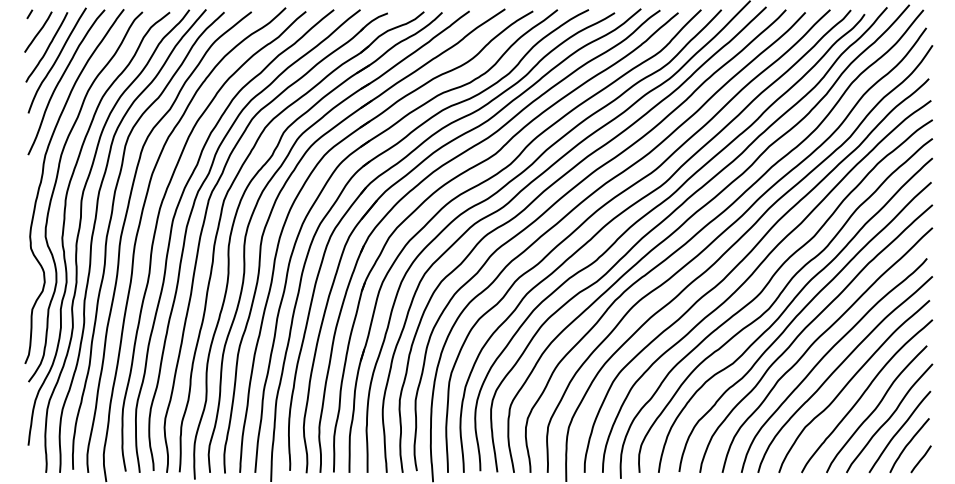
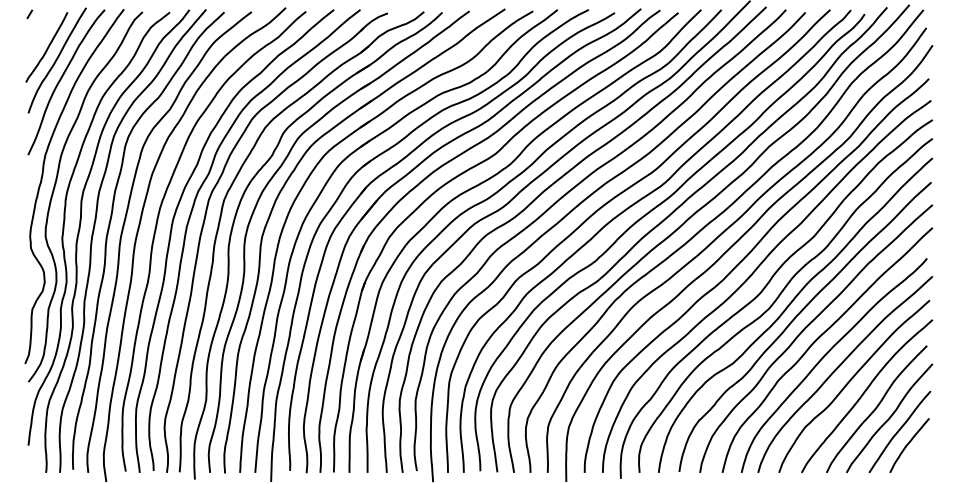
line: present -> none (38, 31)
line: present -> none (920, 459)
